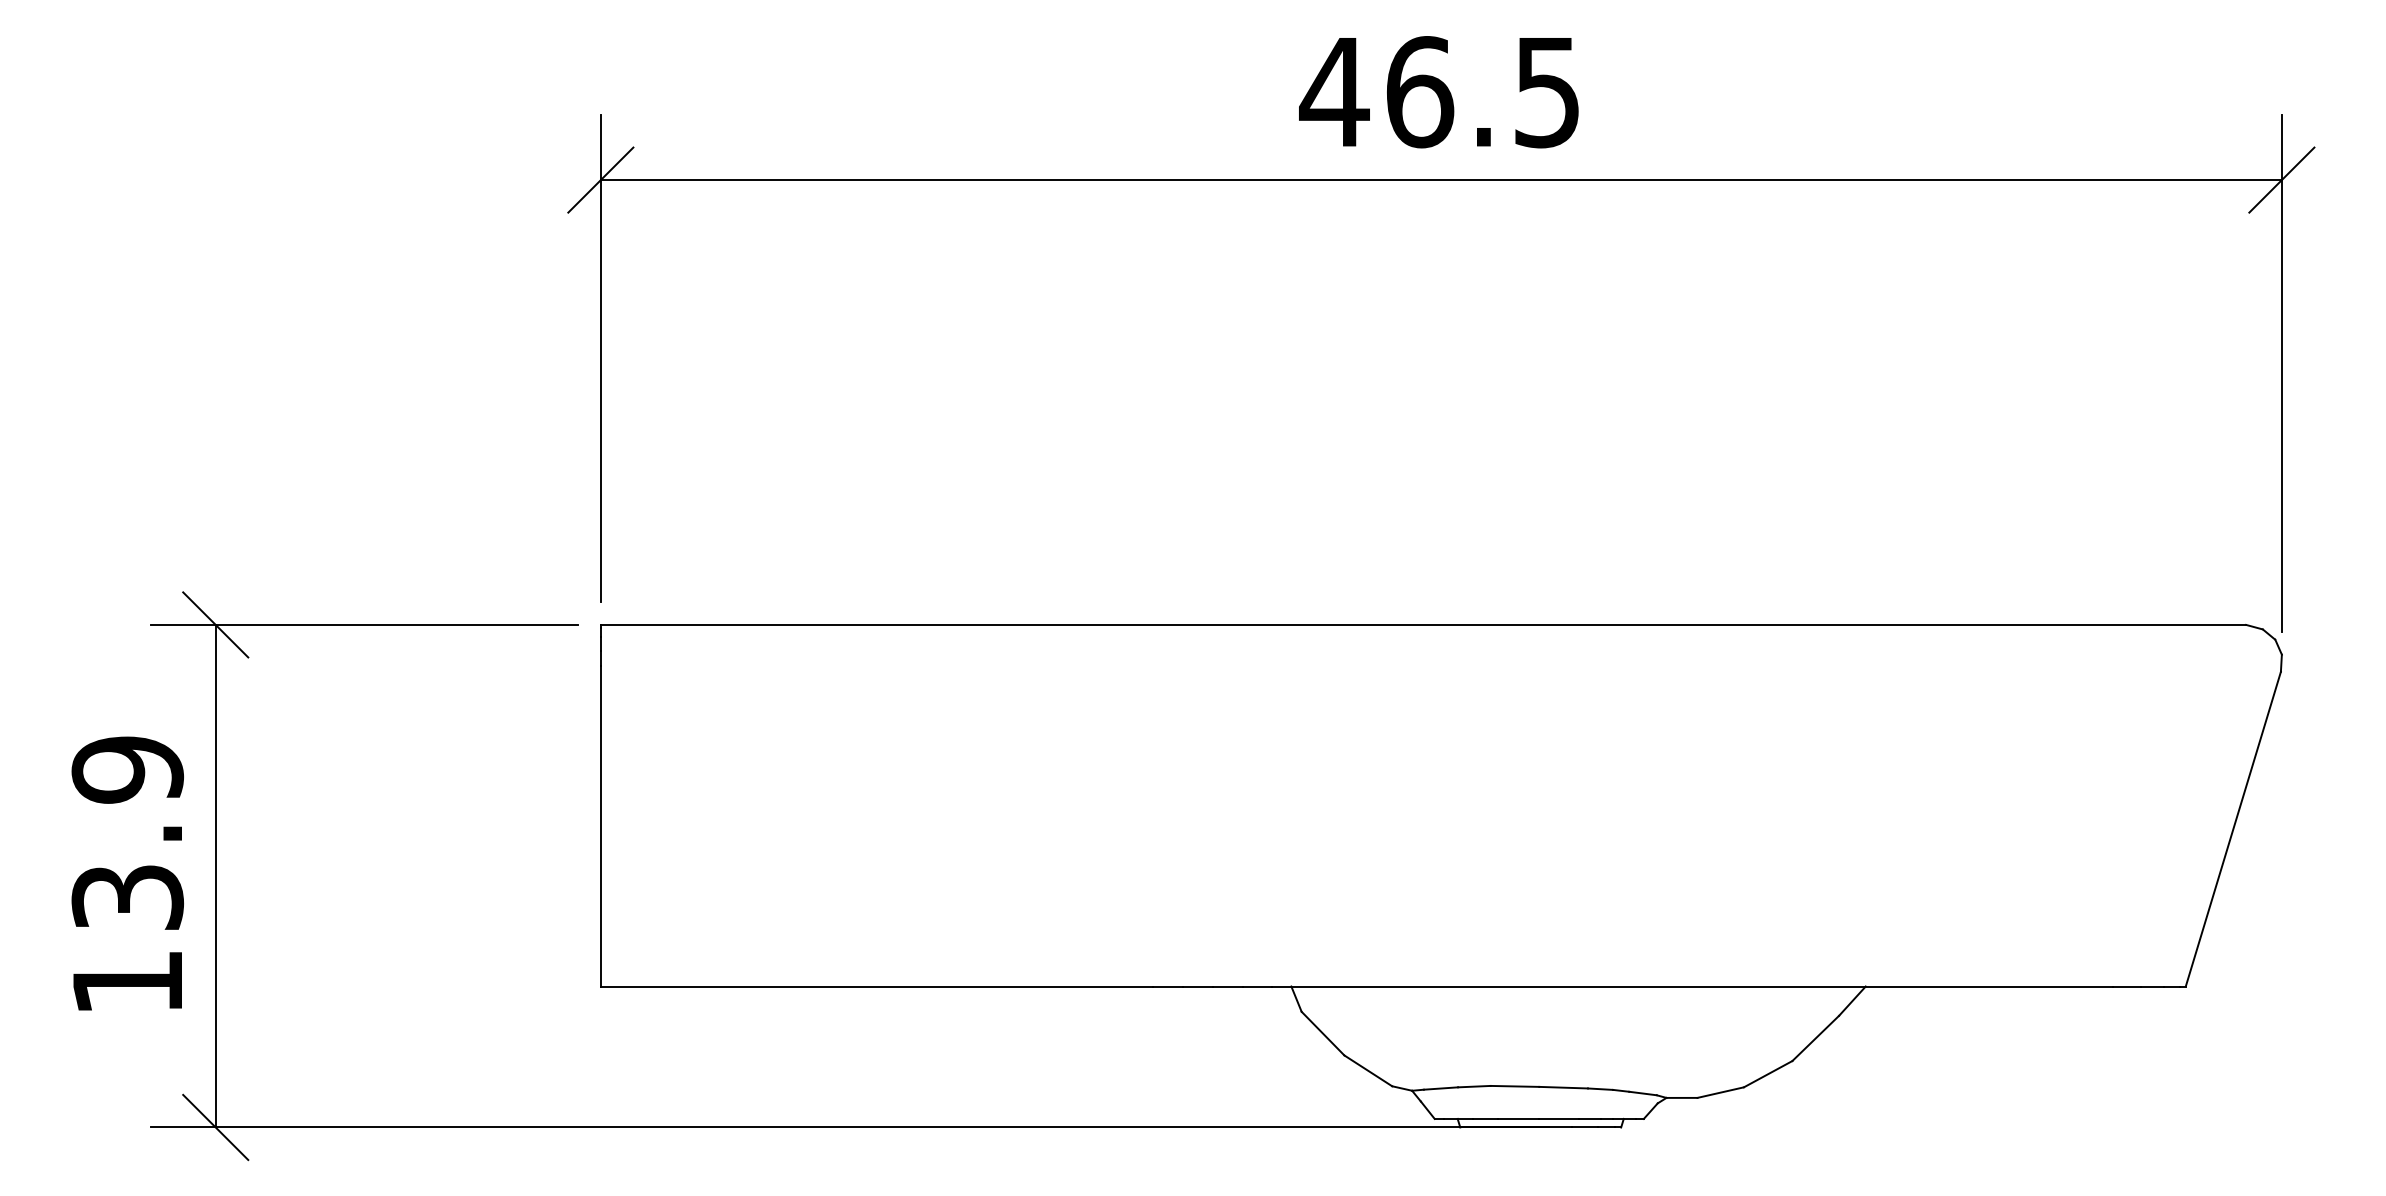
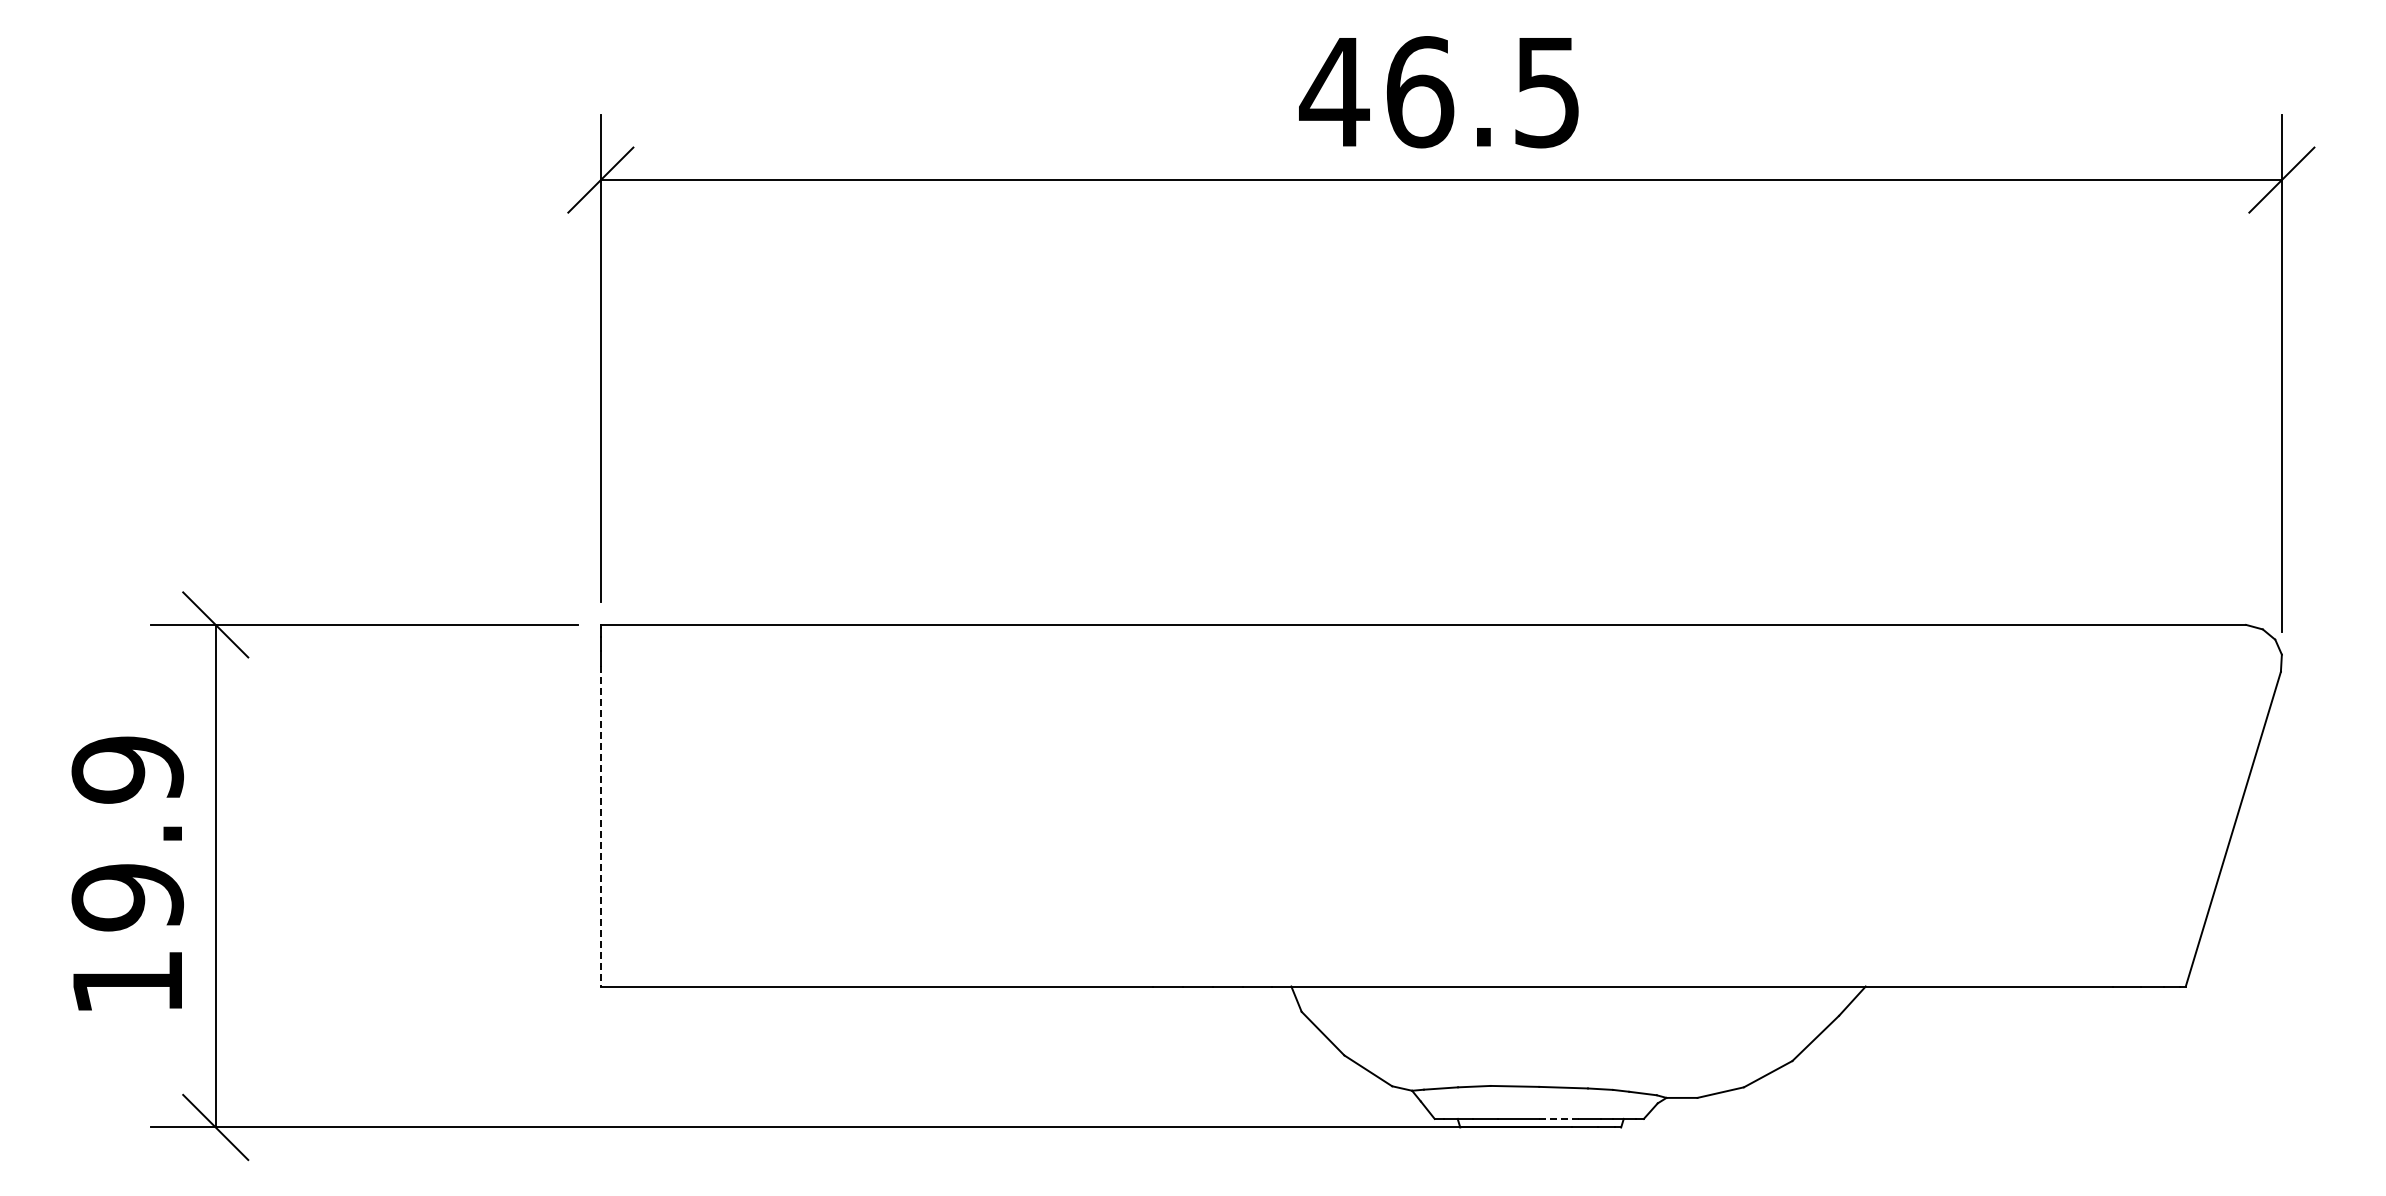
line: solid -> dashed (600, 826)
text: 13.9 -> 19.9 (127, 897)
line: solid -> dashed (1559, 1118)
